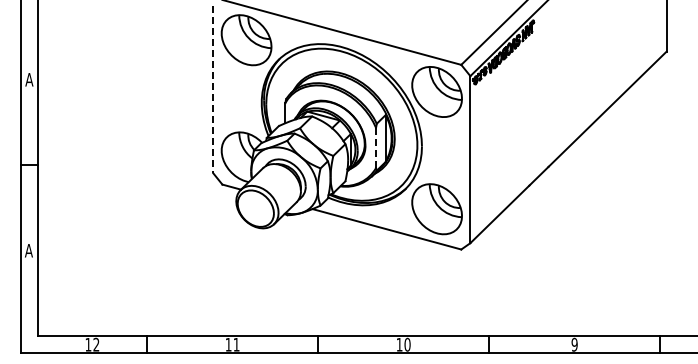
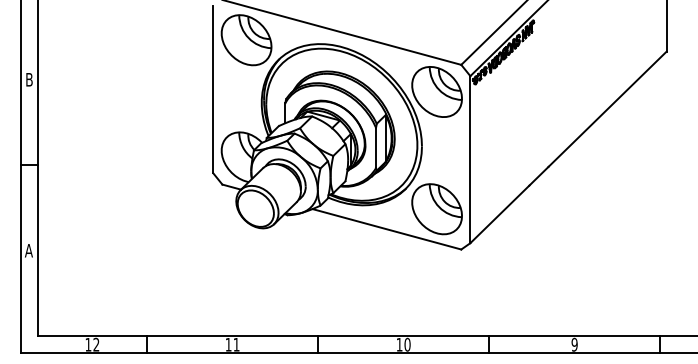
text: A -> B (29, 79)
line: dashed -> solid (213, 89)
line: dashed -> solid (376, 148)
